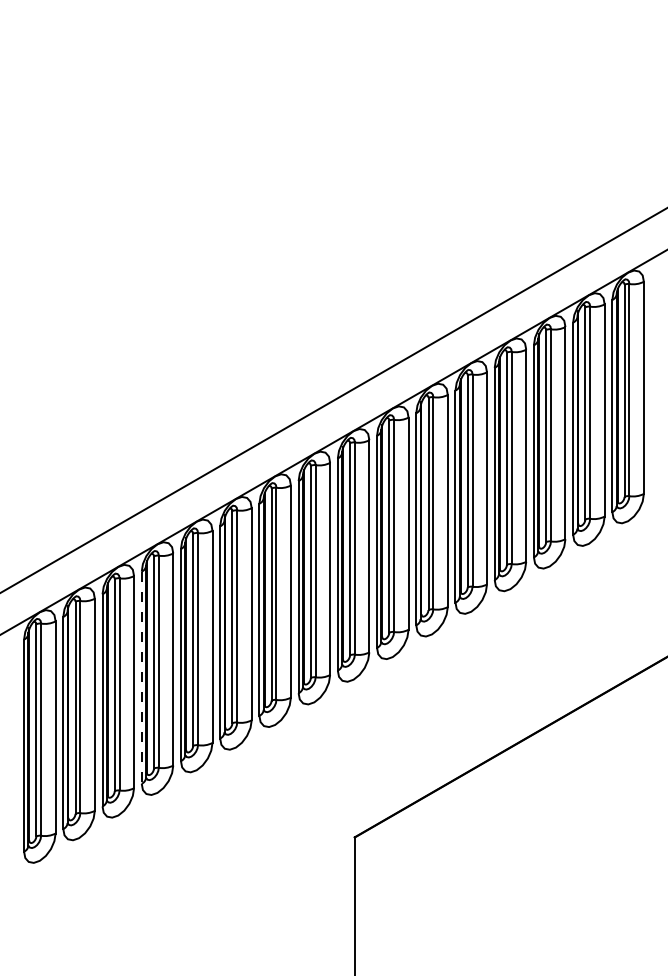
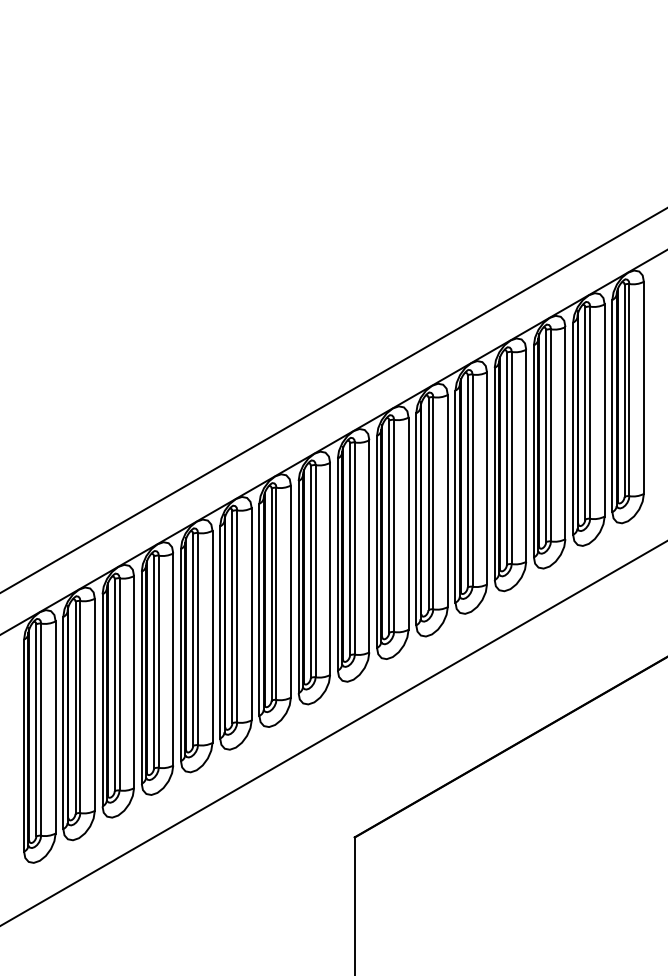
line: dashed -> solid (141, 678)
line: none -> present (333, 733)
